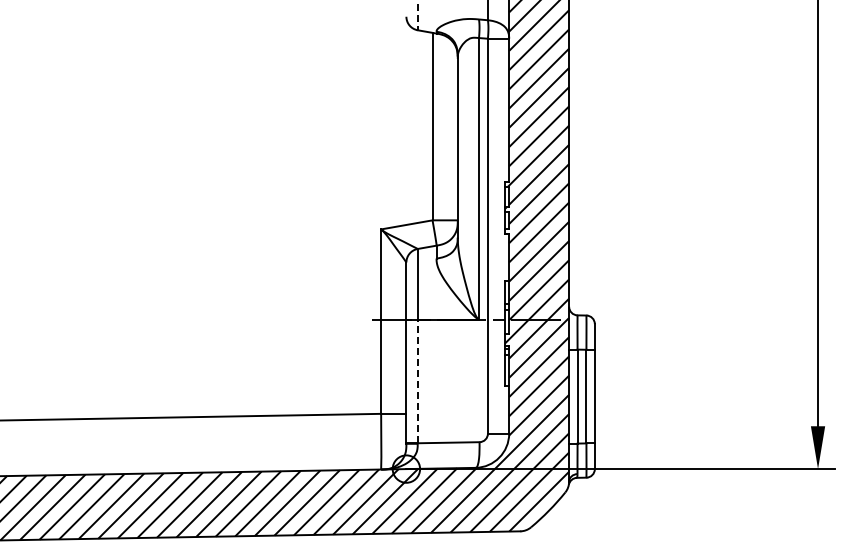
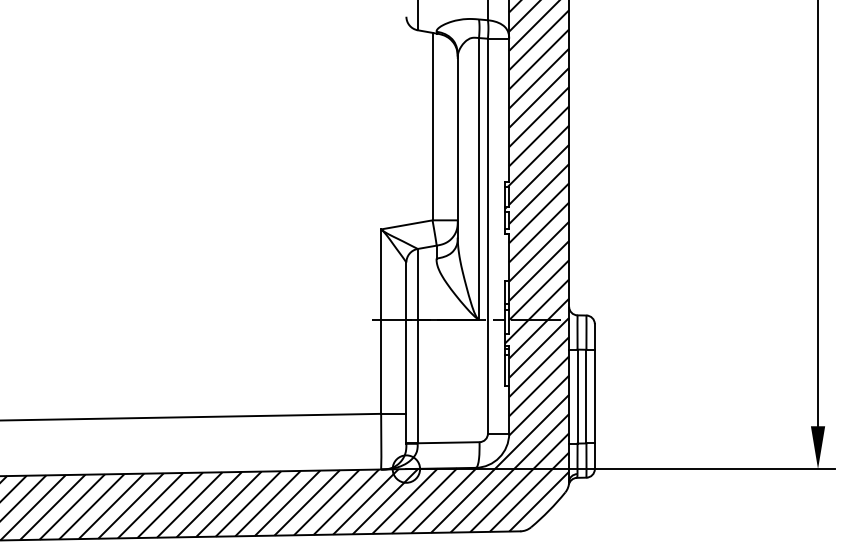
line: dashed -> solid (417, 15)
line: dashed -> solid (417, 381)
